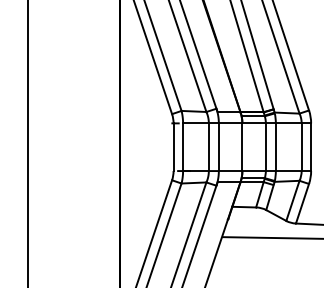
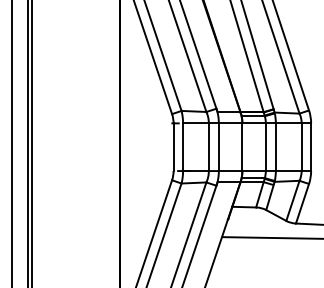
line: none -> present (12, 143)
line: none -> present (32, 143)
